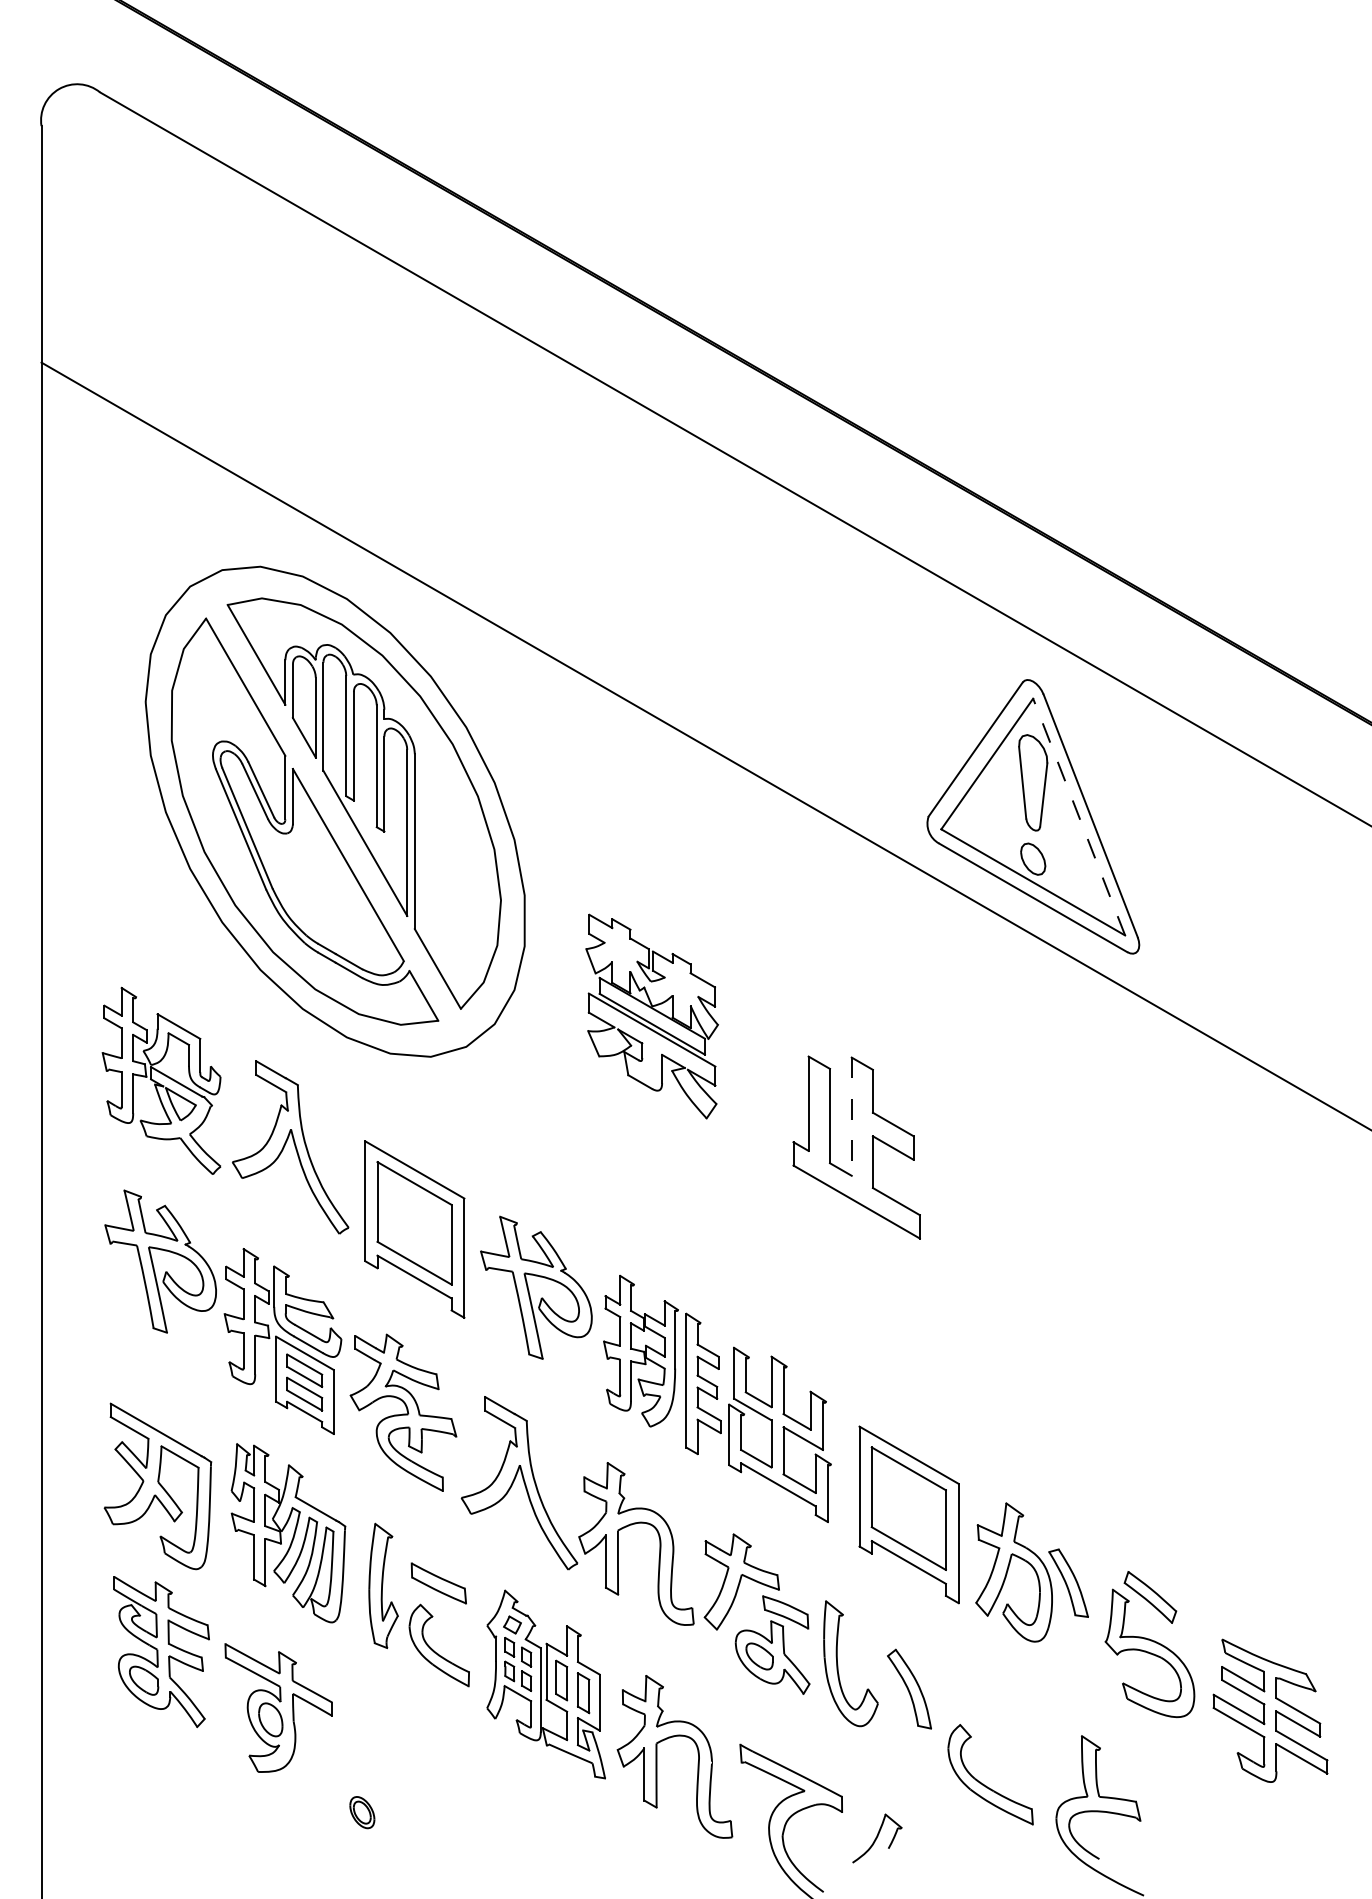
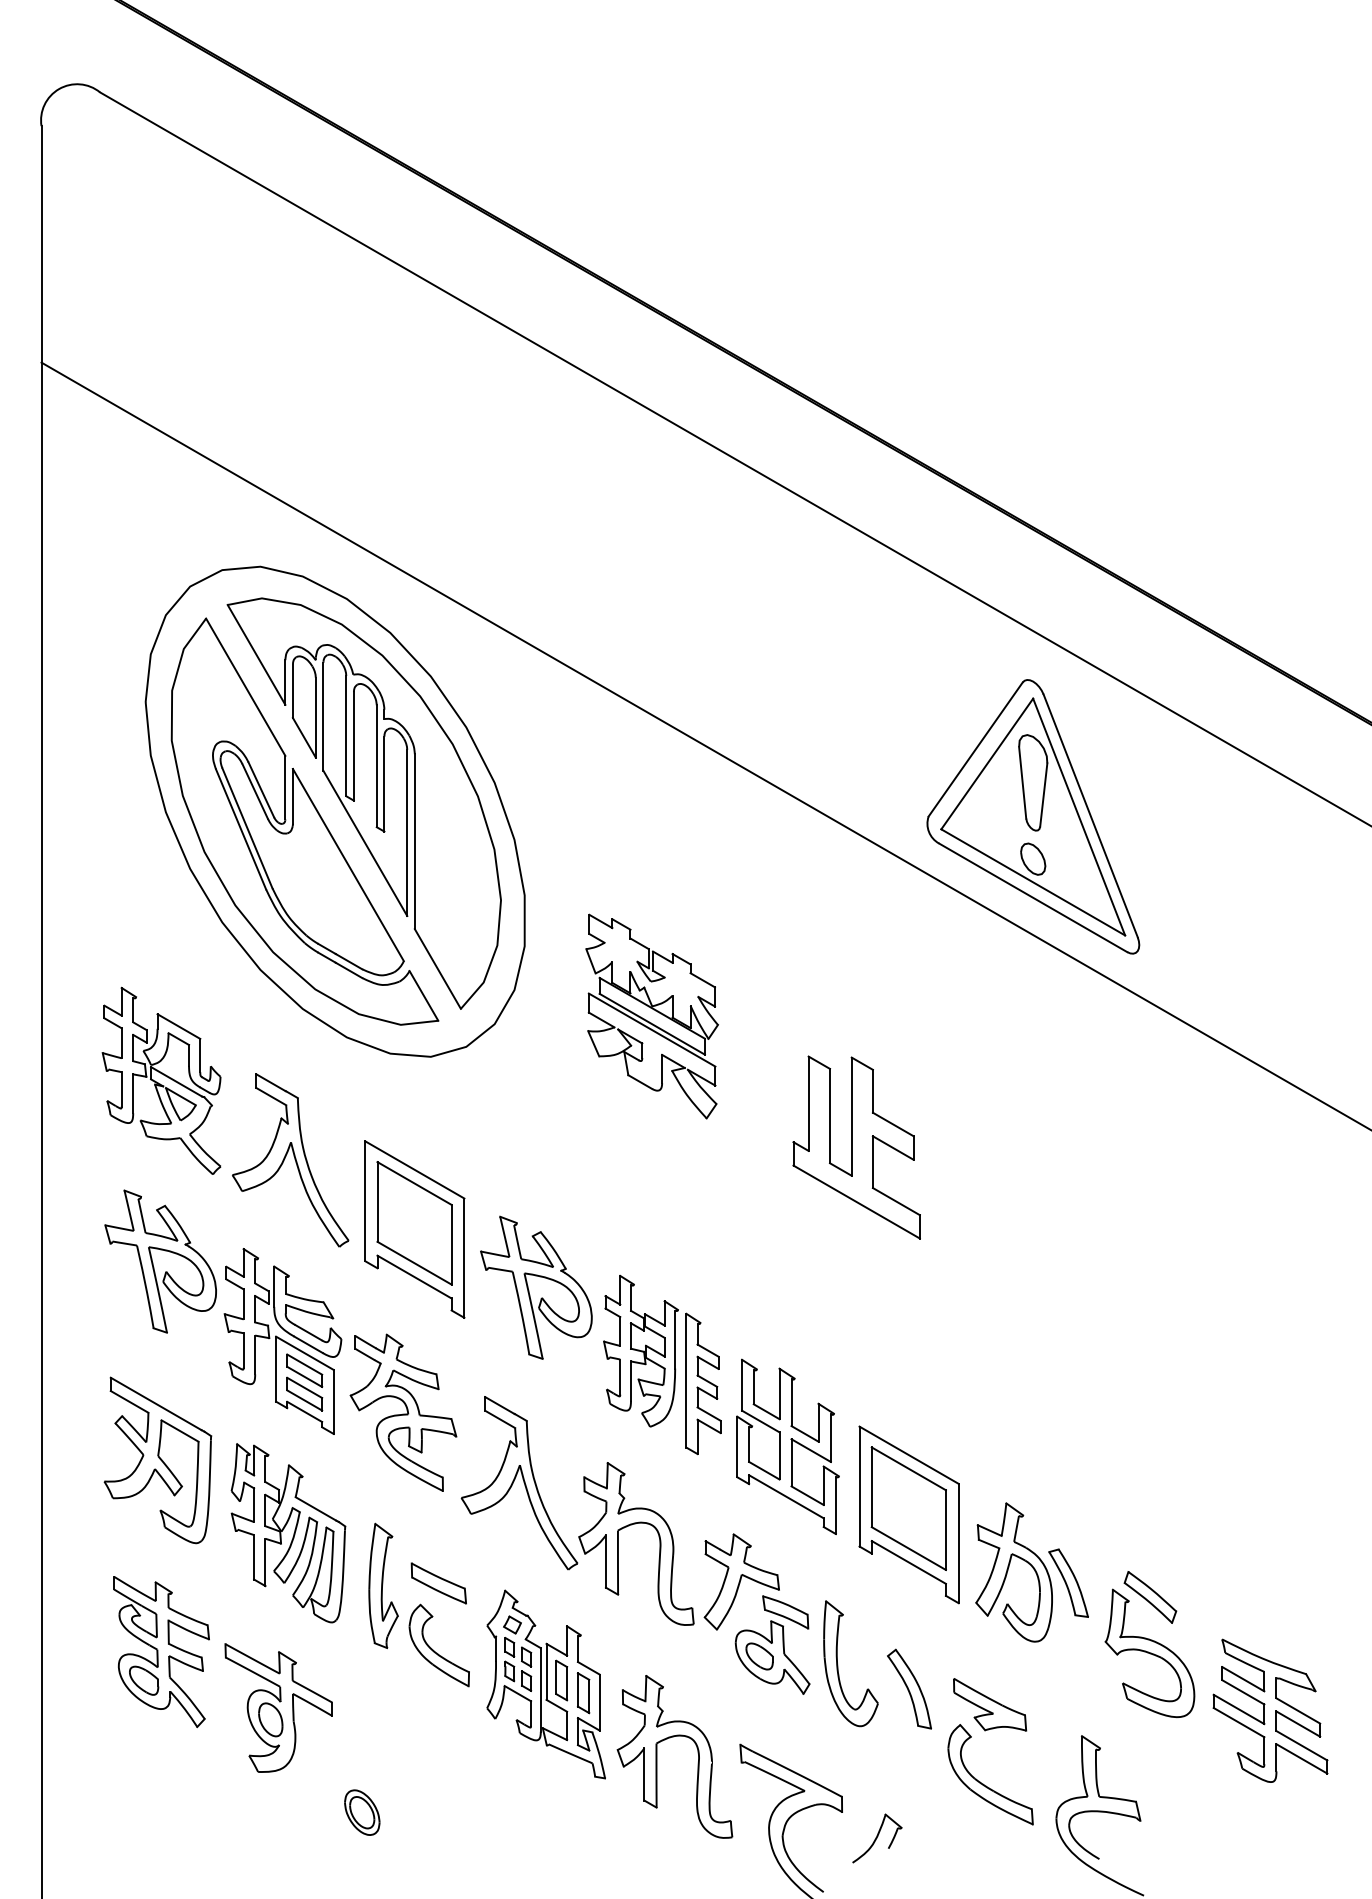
line: dashed -> solid (1078, 816)
line: dashed -> solid (851, 1117)
part position: (290, 1147) -> (290, 1160) (290, 1160)
part position: (779, 1434) -> (787, 1446) (787, 1446)
part position: (157, 1486) -> (157, 1460) (157, 1460)
part: none -> present (990, 1704)
part size: 27x34 px -> 37x47 px (362, 1812)
